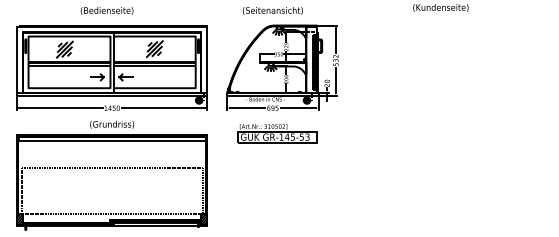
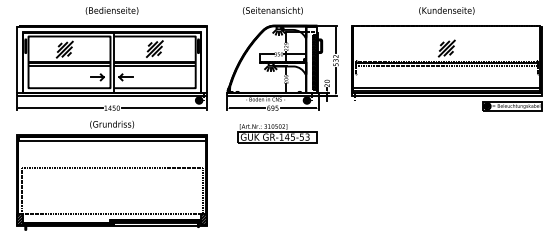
text position: (440, 7) -> (446, 10) (446, 10)
text position: (106, 10) -> (111, 10) (111, 10)
part: none -> present (446, 68)
